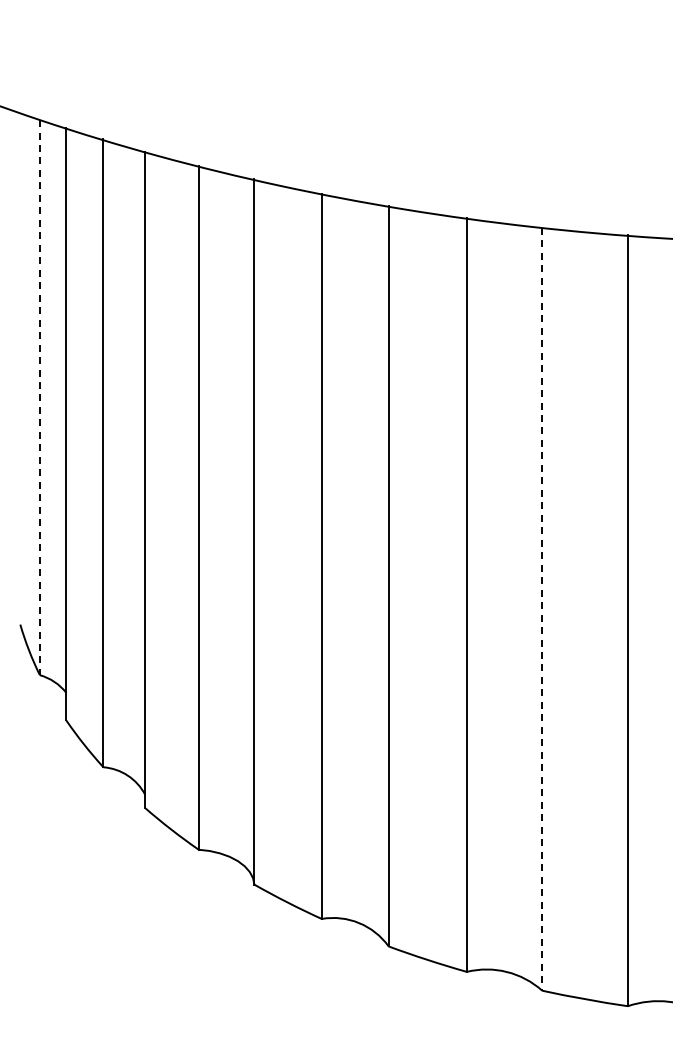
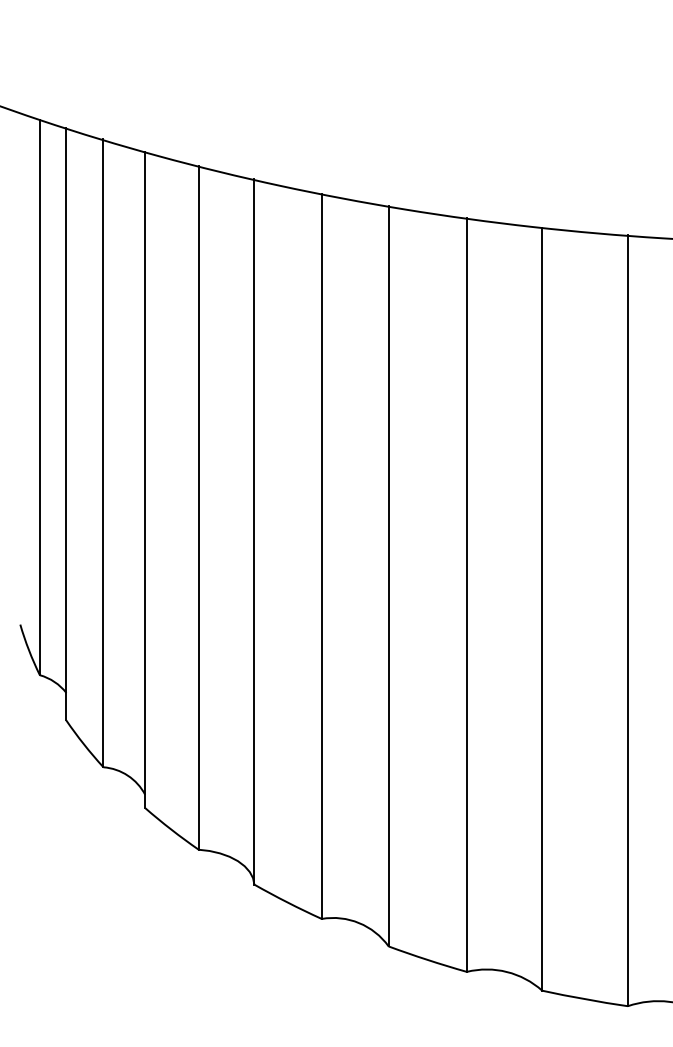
line: dashed -> solid (39, 397)
line: dashed -> solid (542, 609)
